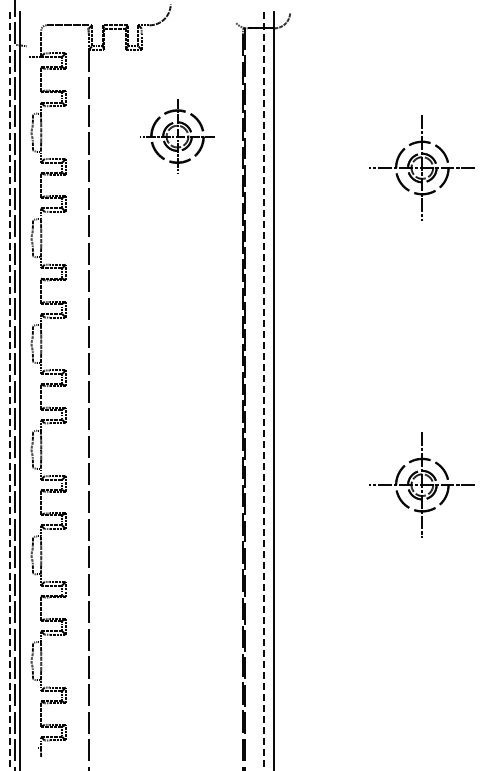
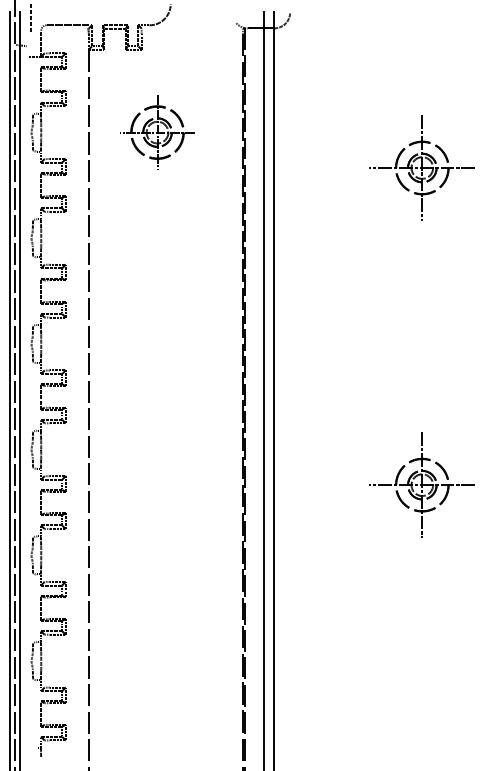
line: none -> present (30, 17)
part position: (177, 136) -> (157, 132) (157, 132)
line: dashed -> solid (9, 392)
line: dashed -> solid (263, 392)
